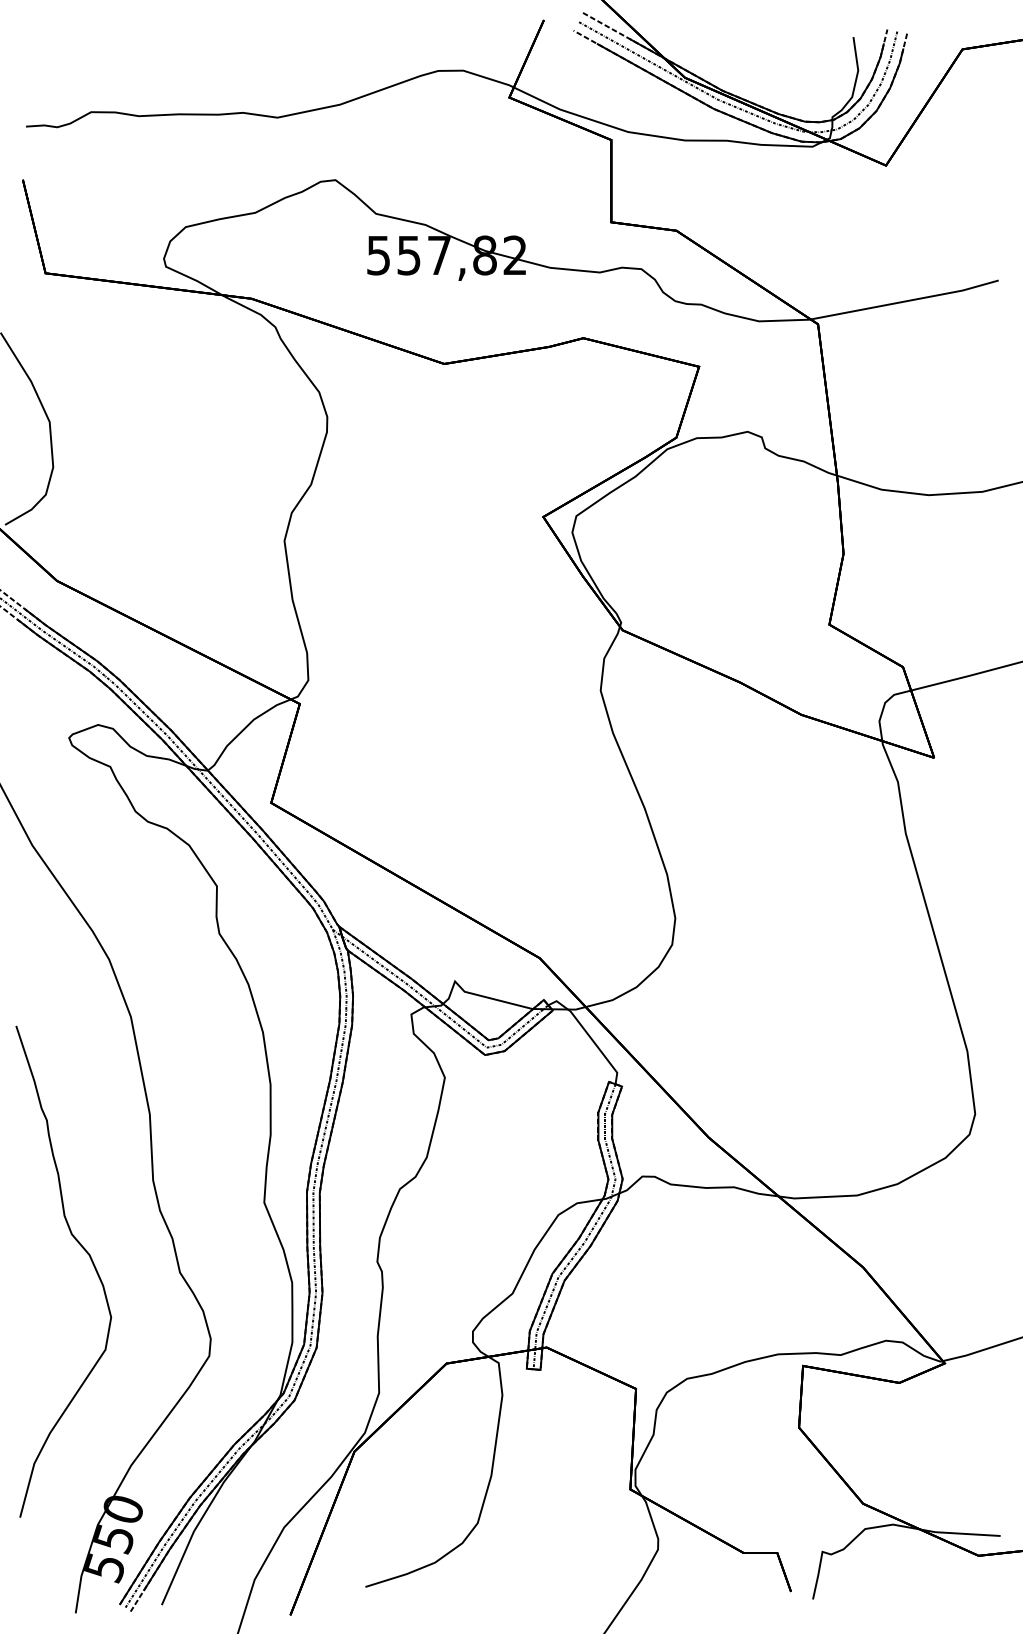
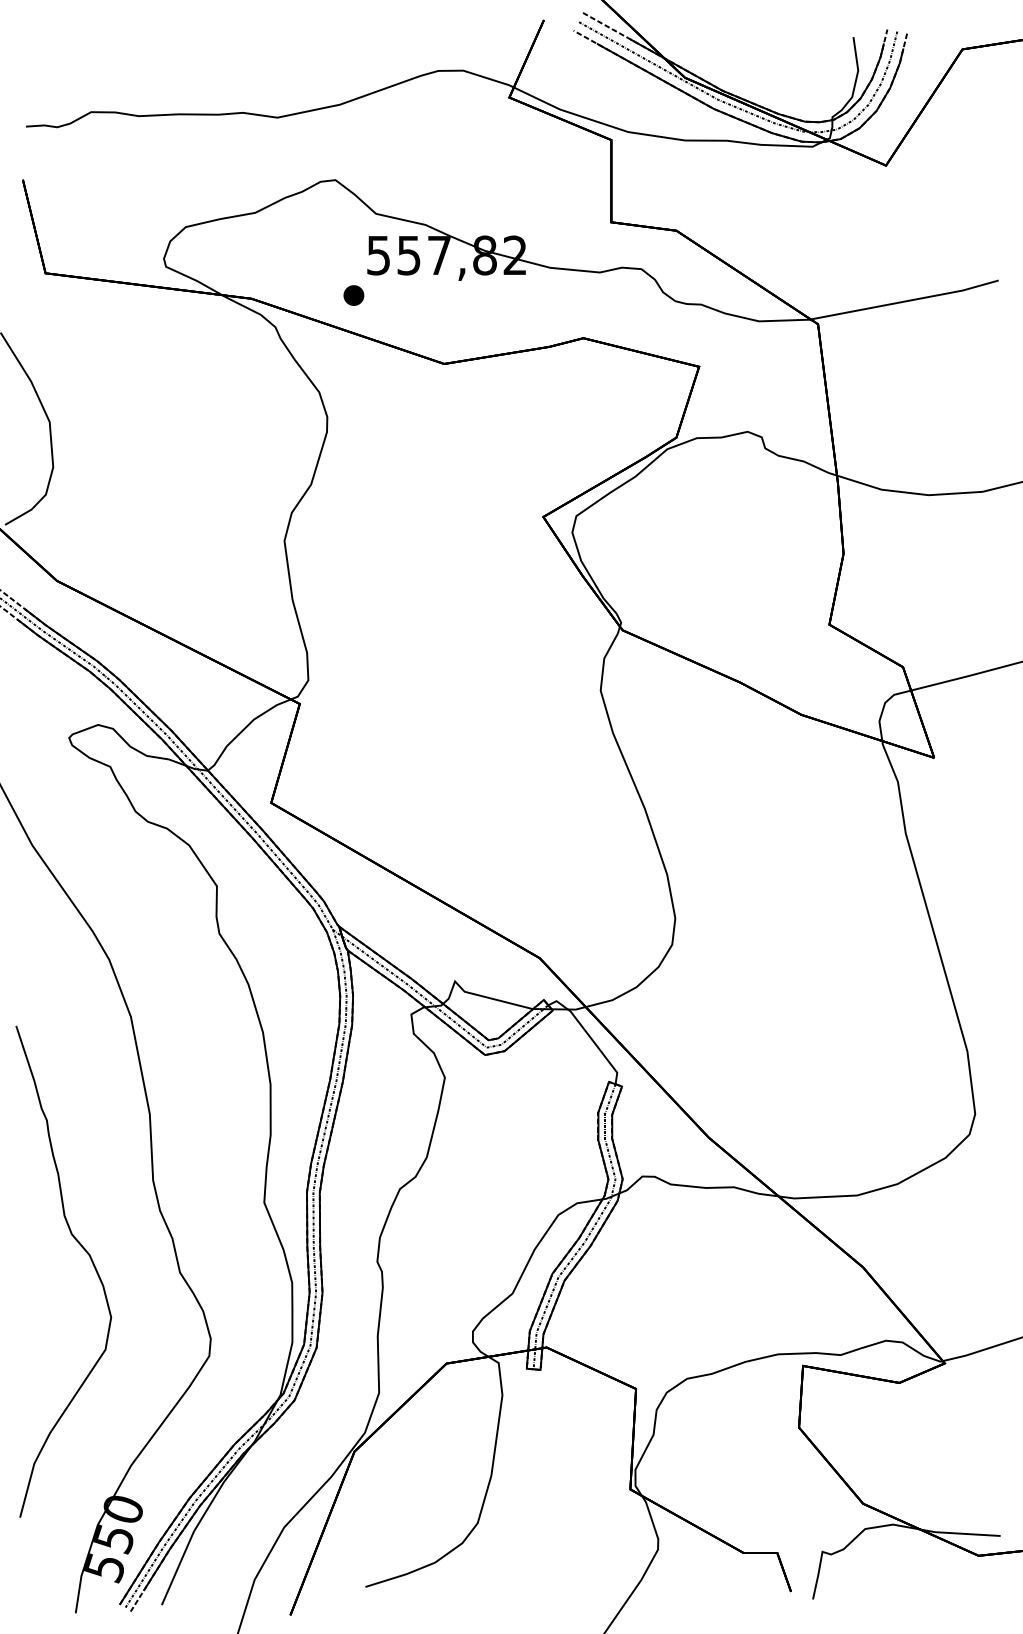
part: none -> present (353, 295)
